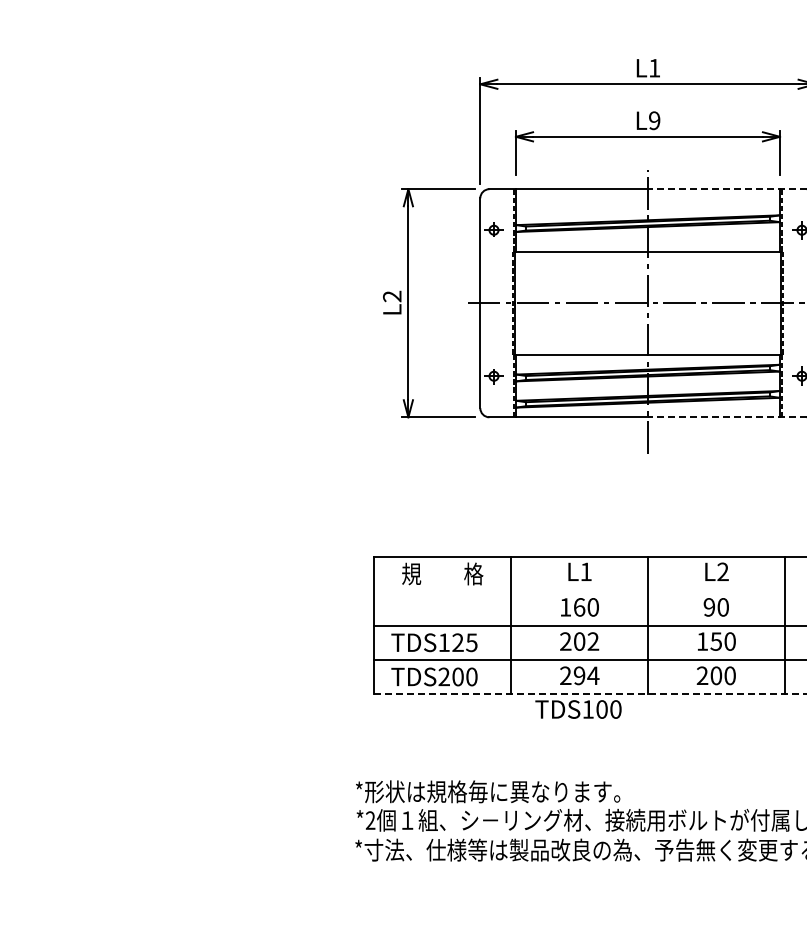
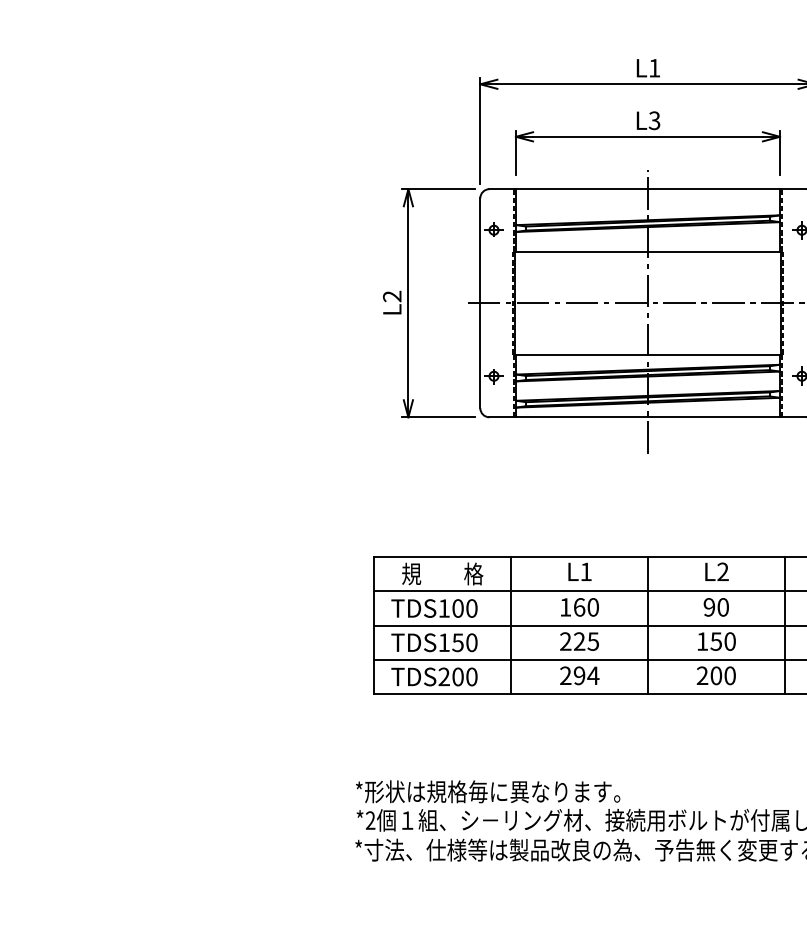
text: L9 -> L3 (654, 120)
line: dashed -> solid (726, 189)
line: dashed -> solid (726, 417)
line: none -> present (588, 591)
text: 202 -> 225 (586, 641)
text: TDS125 -> TDS150 (464, 642)
line: dashed -> solid (591, 694)
text position: (578, 709) -> (434, 608) (434, 608)
